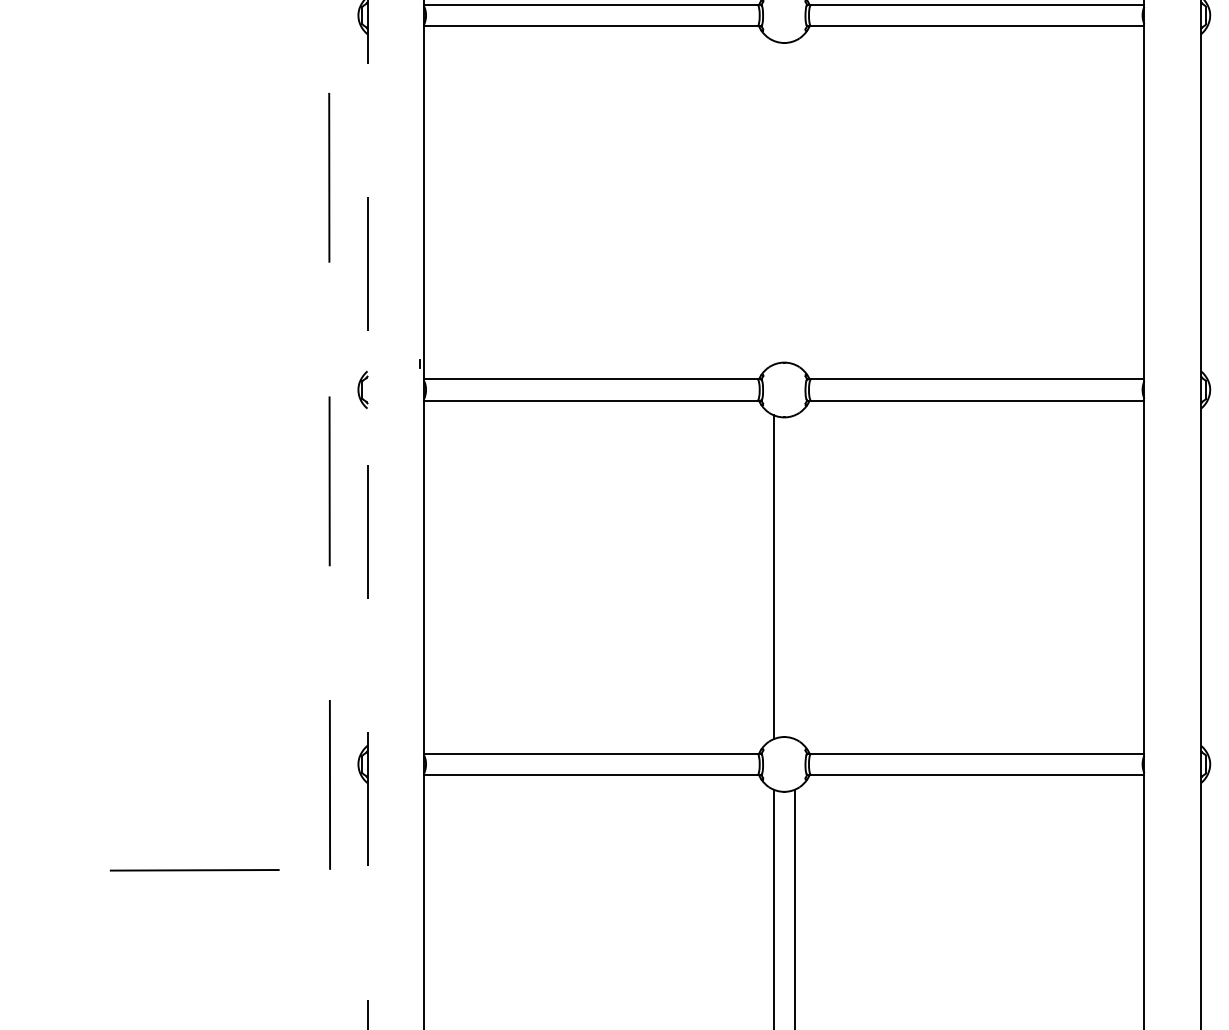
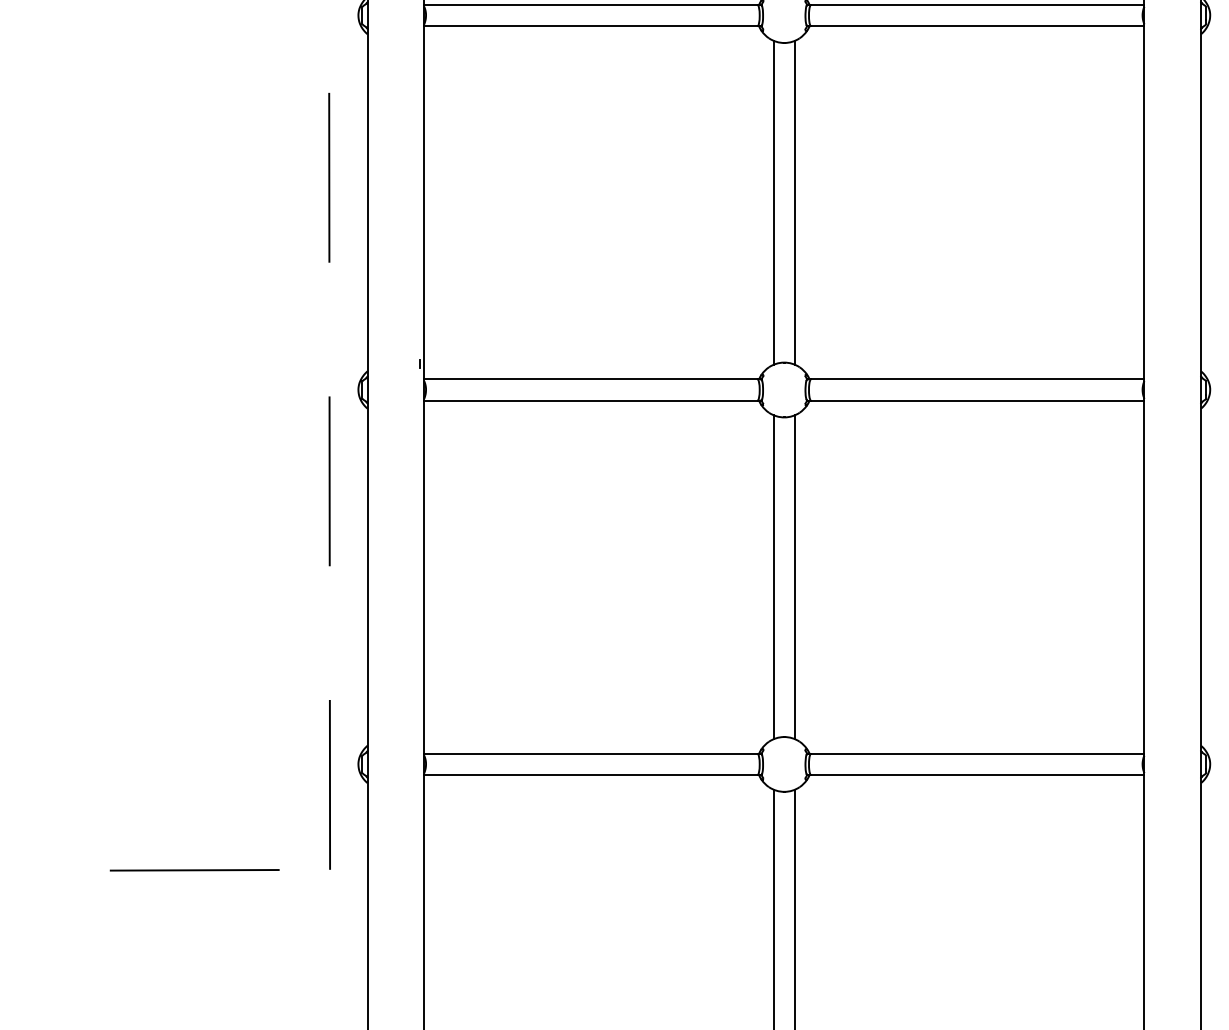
line: none -> present (773, 202)
line: none -> present (795, 202)
line: dashed -> solid (367, 515)
line: none -> present (795, 577)
